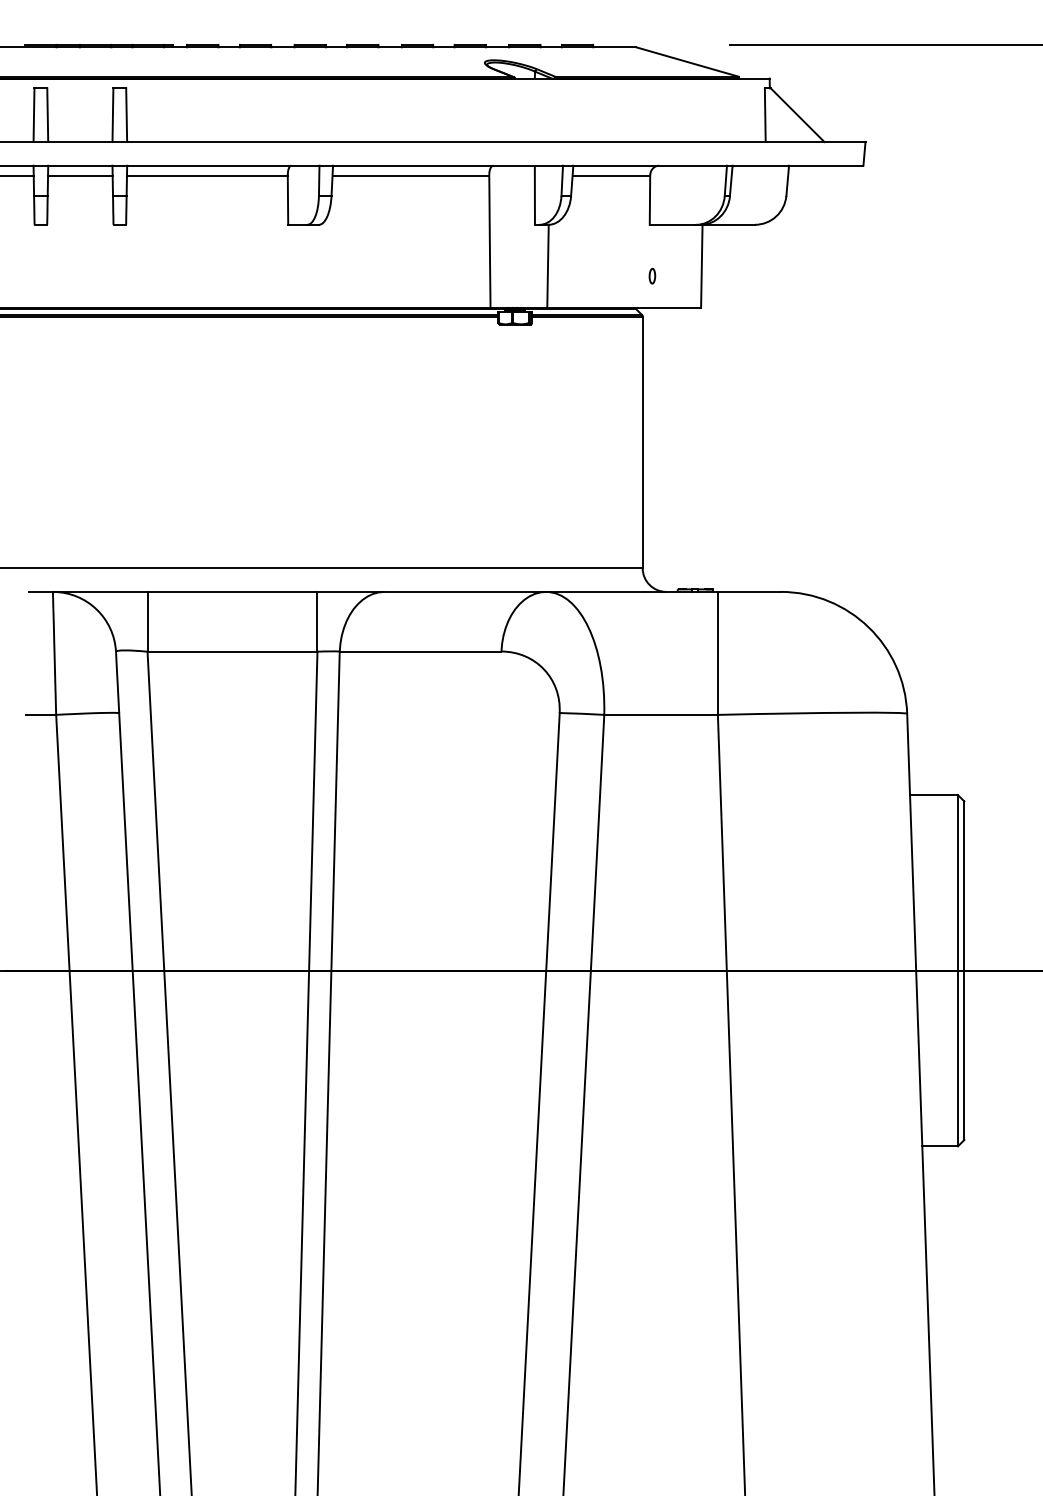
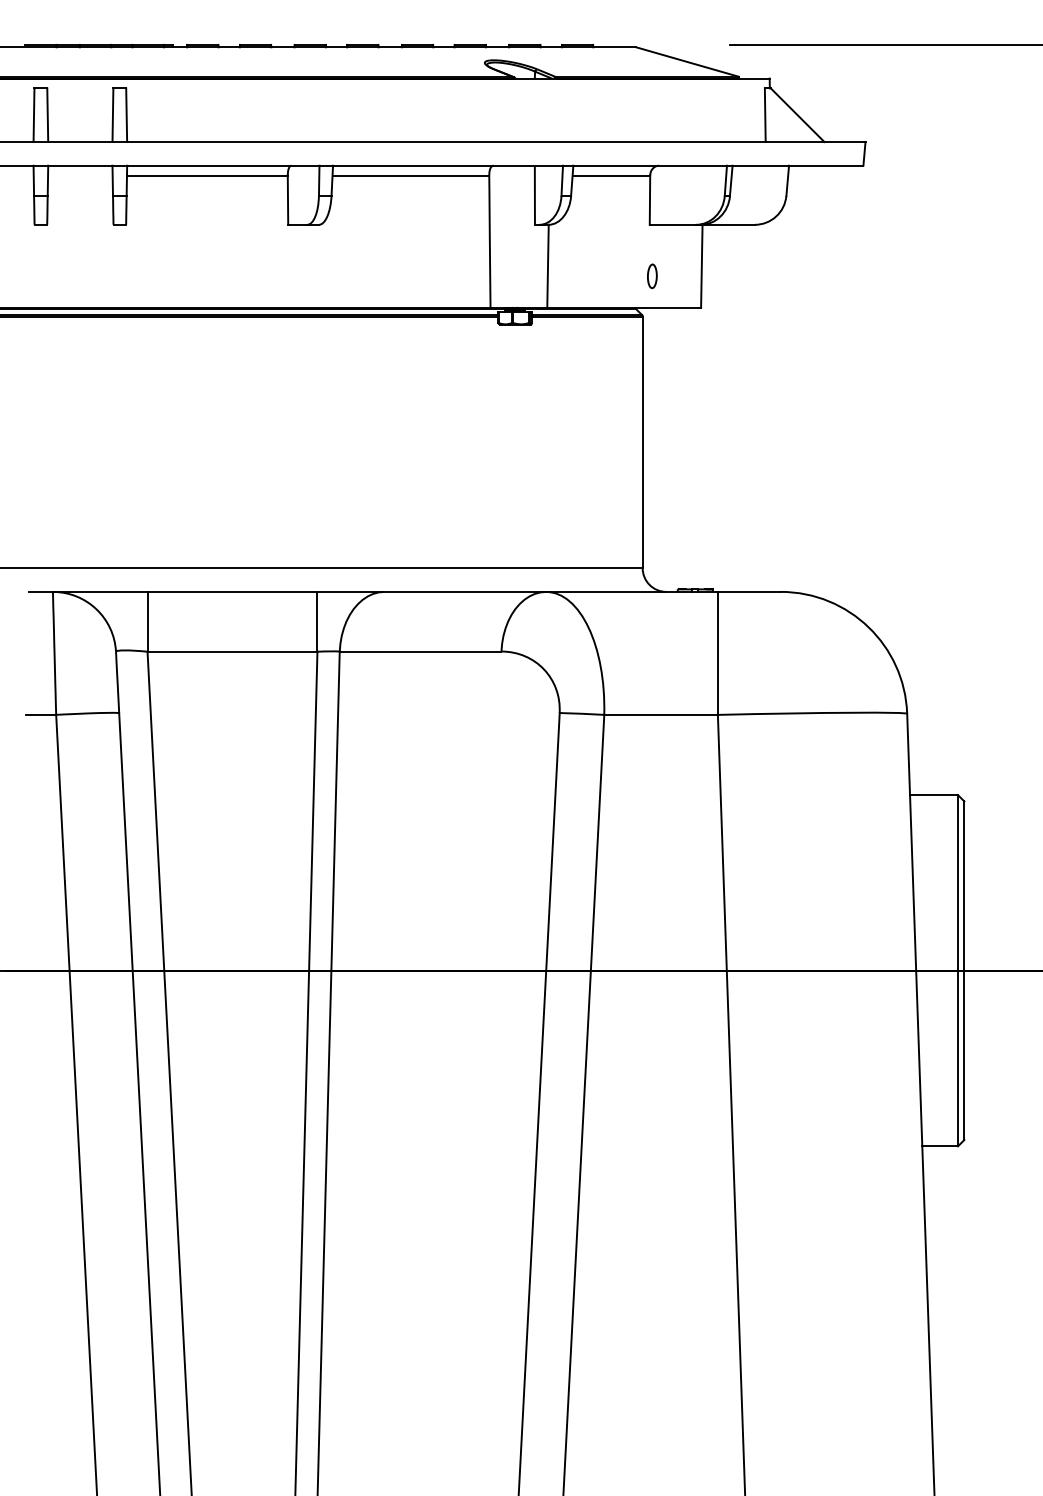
line: present -> none (17, 175)
line: present -> none (80, 175)
part size: 9x18 px -> 11x26 px (652, 275)
